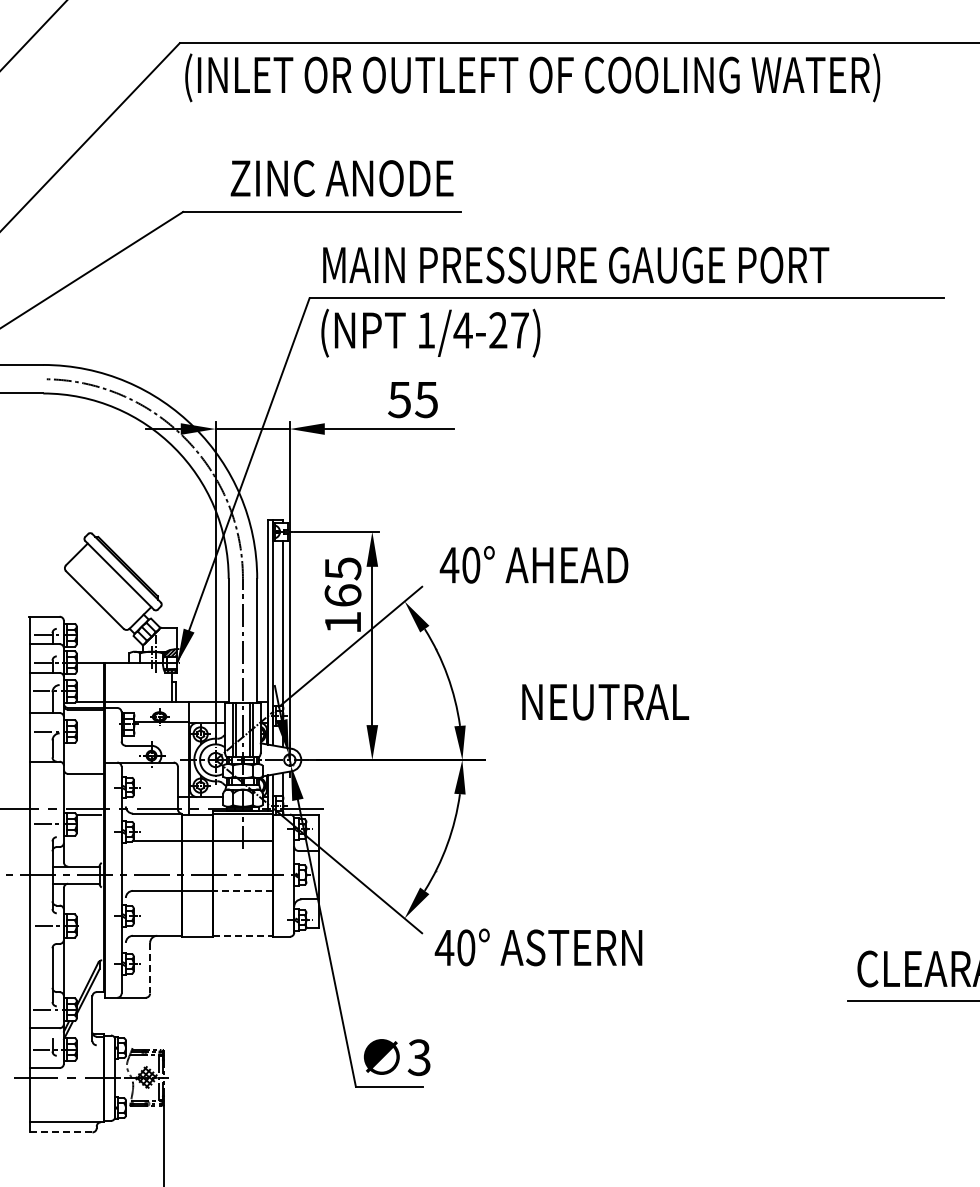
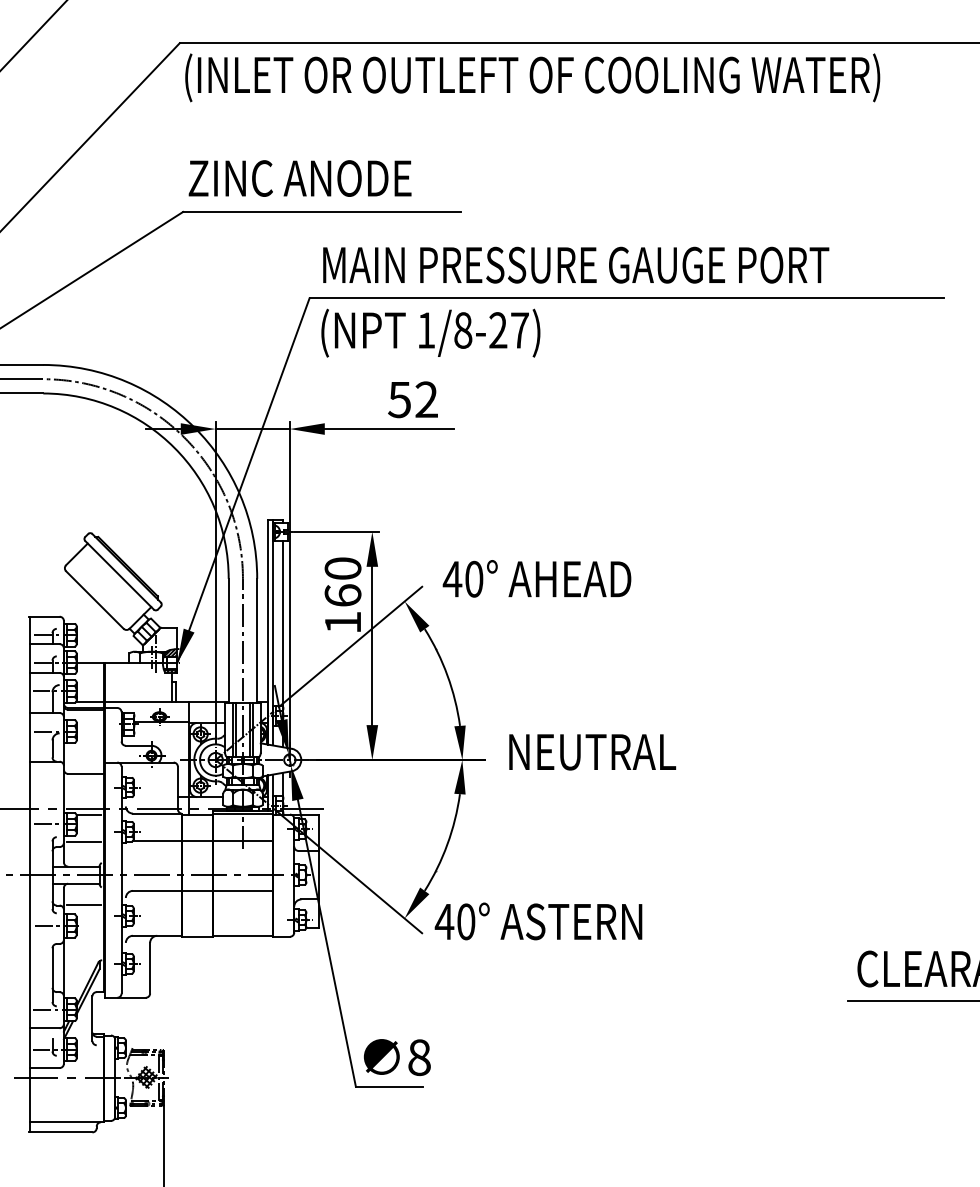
text position: (341, 178) -> (299, 178) (299, 178)
text: 1/4-27) -> 1/8-27) (462, 330)
line: none -> present (22, 379)
text: 55 -> 52 (426, 399)
text position: (533, 564) -> (536, 578) (536, 578)
text: 165 -> 160 (342, 568)
text position: (605, 702) -> (592, 752) (592, 752)
line: none -> present (83, 841)
line: dashed -> solid (242, 890)
line: none -> present (83, 905)
line: dashed -> solid (242, 935)
text position: (538, 947) -> (538, 921) (538, 921)
line: dashed -> solid (150, 968)
text: 3 -> 8 (418, 1057)
line: dashed -> solid (60, 1132)
